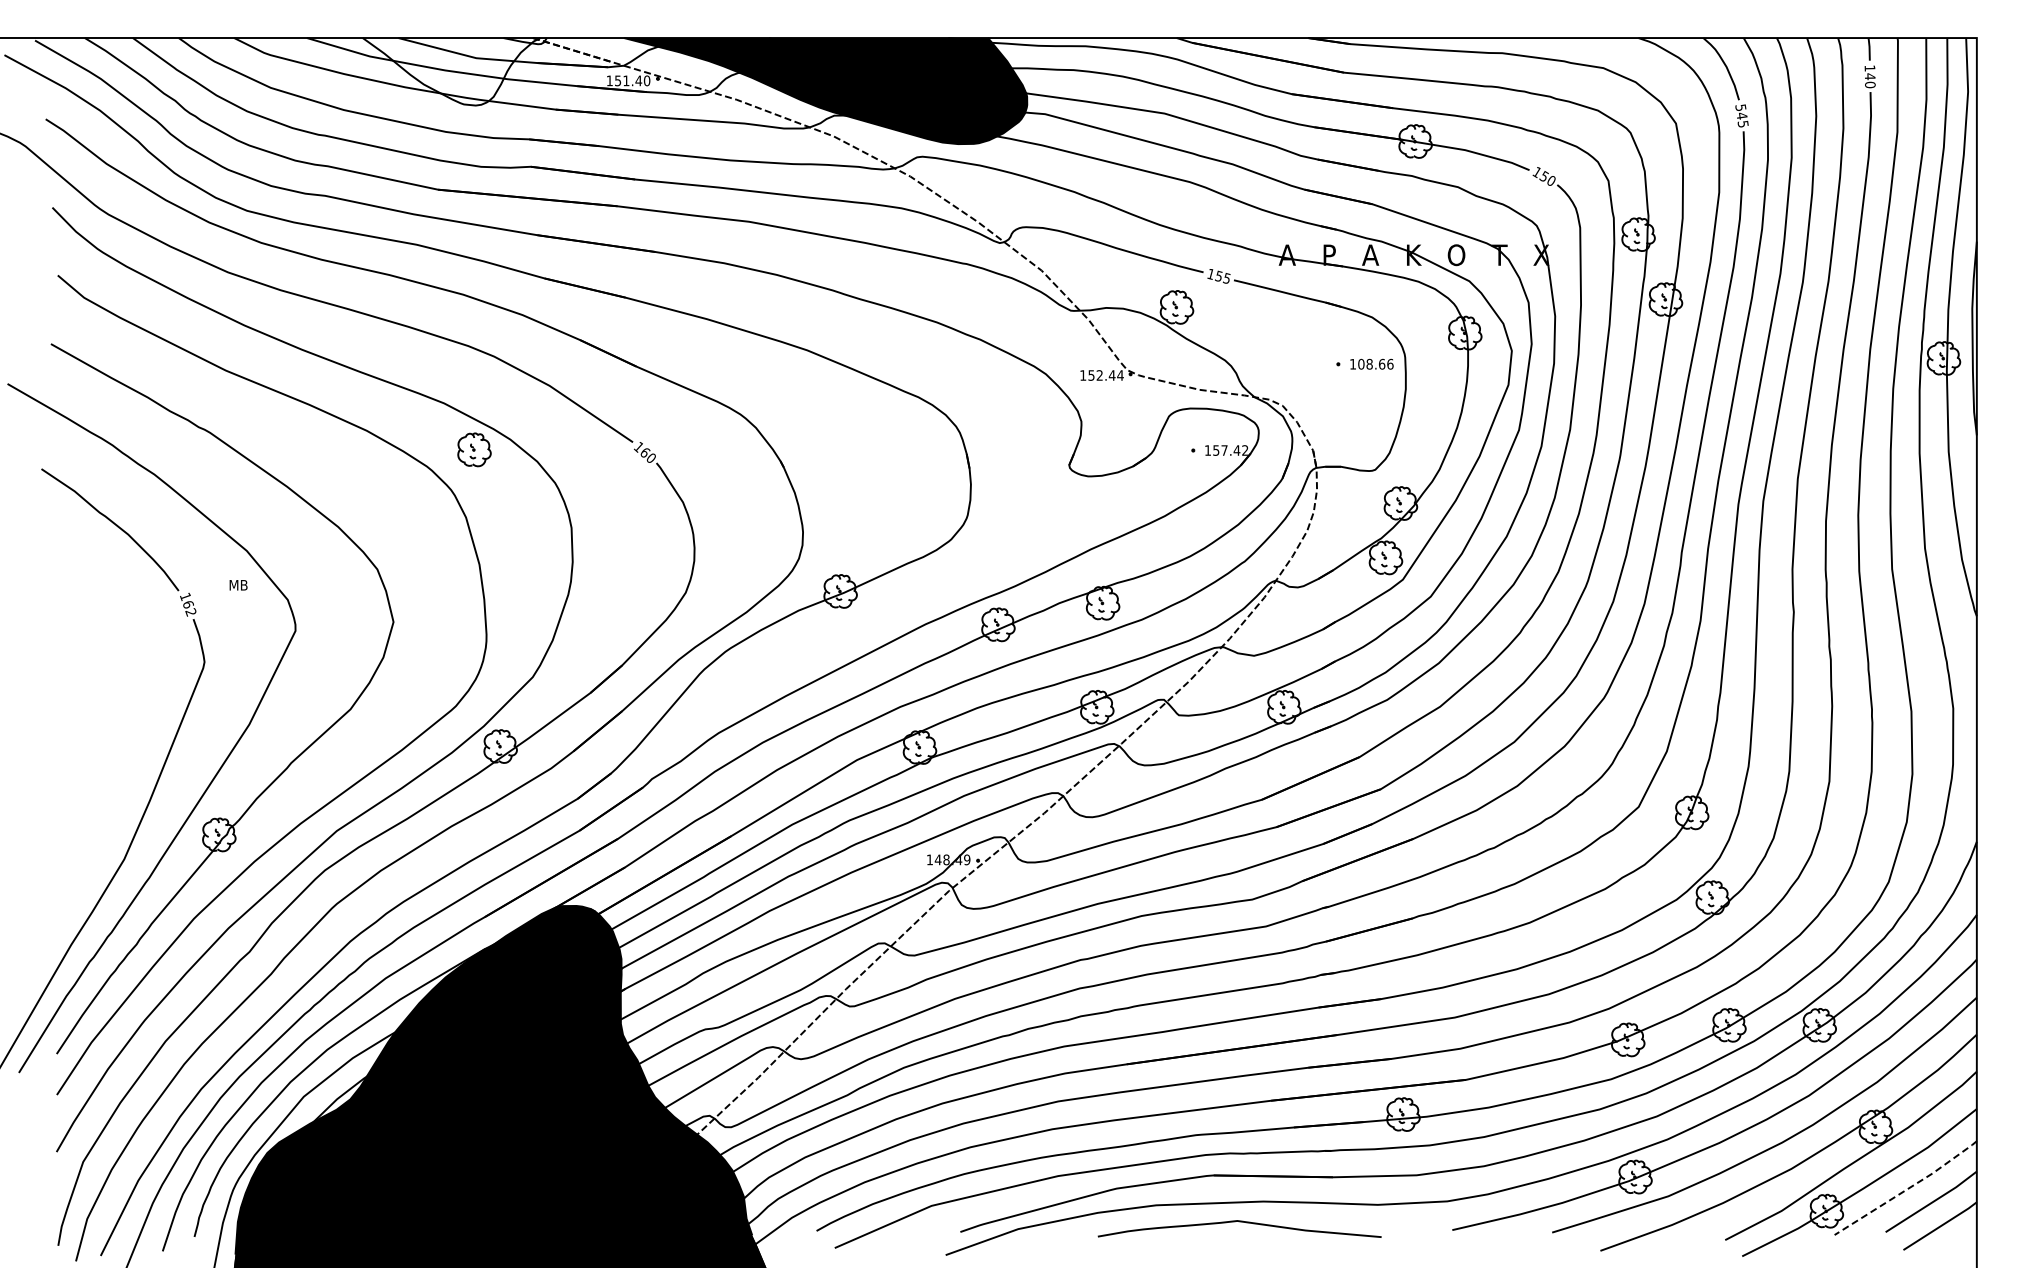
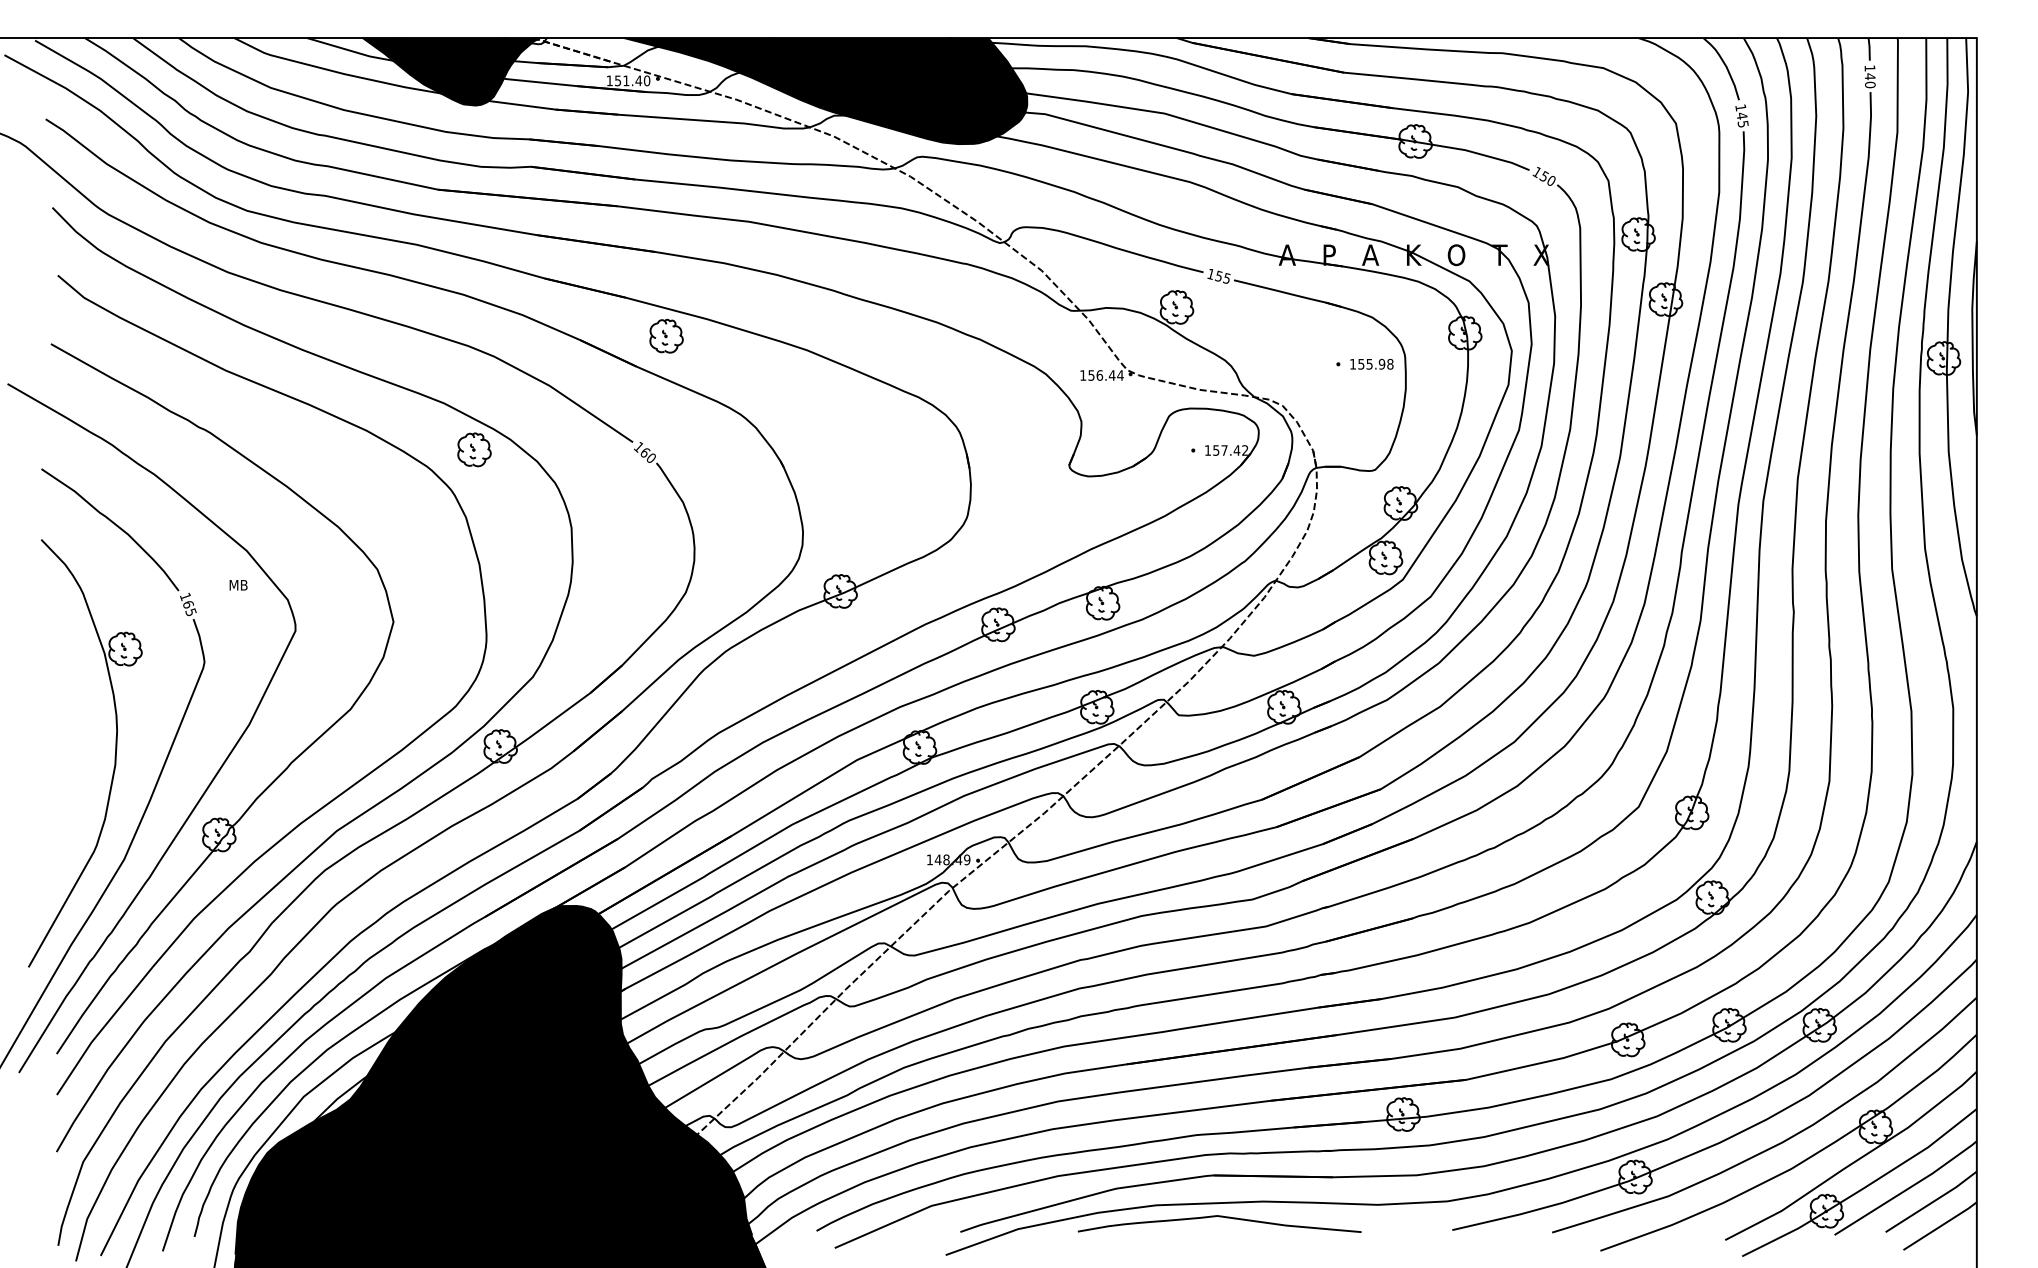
fill: none -> present (451, 71)
text: 545 -> 145 (1740, 107)
part: none -> present (666, 335)
text: 108.66 -> 155.98 (1375, 363)
text: 152.44 -> 156.44 (1099, 375)
text: 162 -> 165 (190, 612)
part: none -> present (114, 756)
line: dashed -> solid (1907, 1188)
curve position: (1239, 1222) -> (1219, 1217) (1219, 1217)
